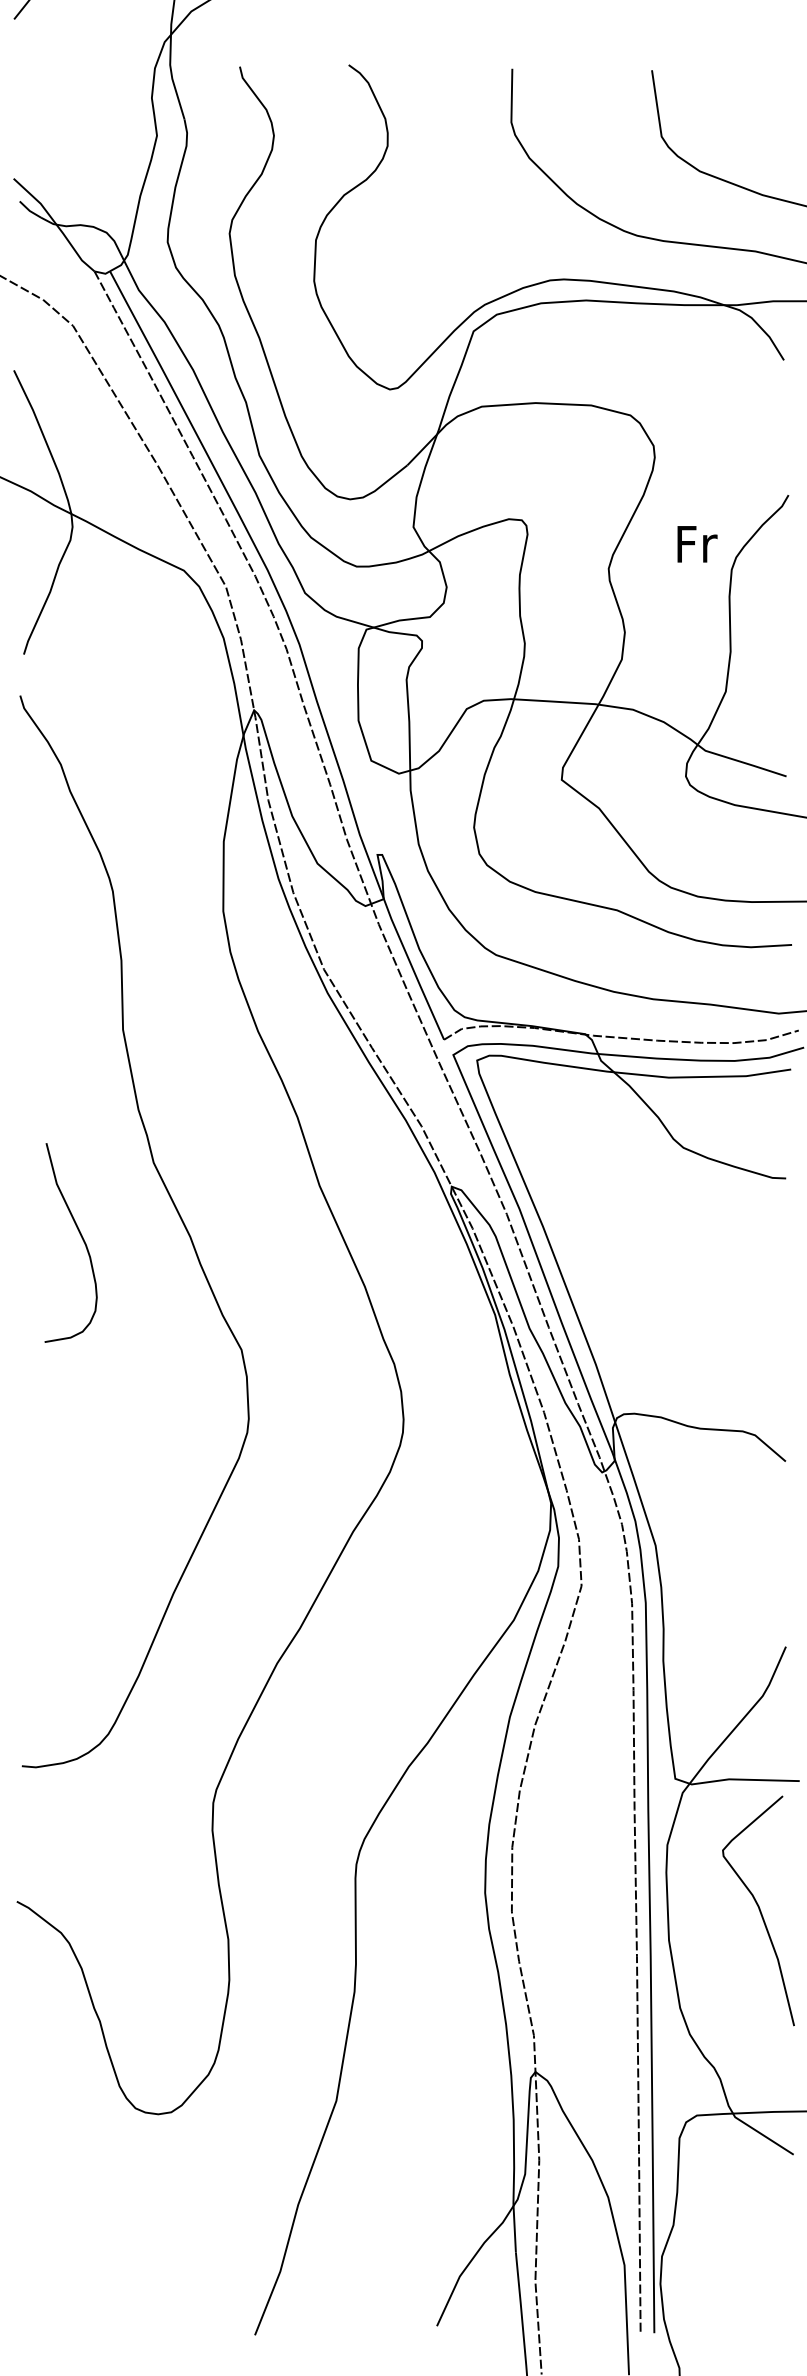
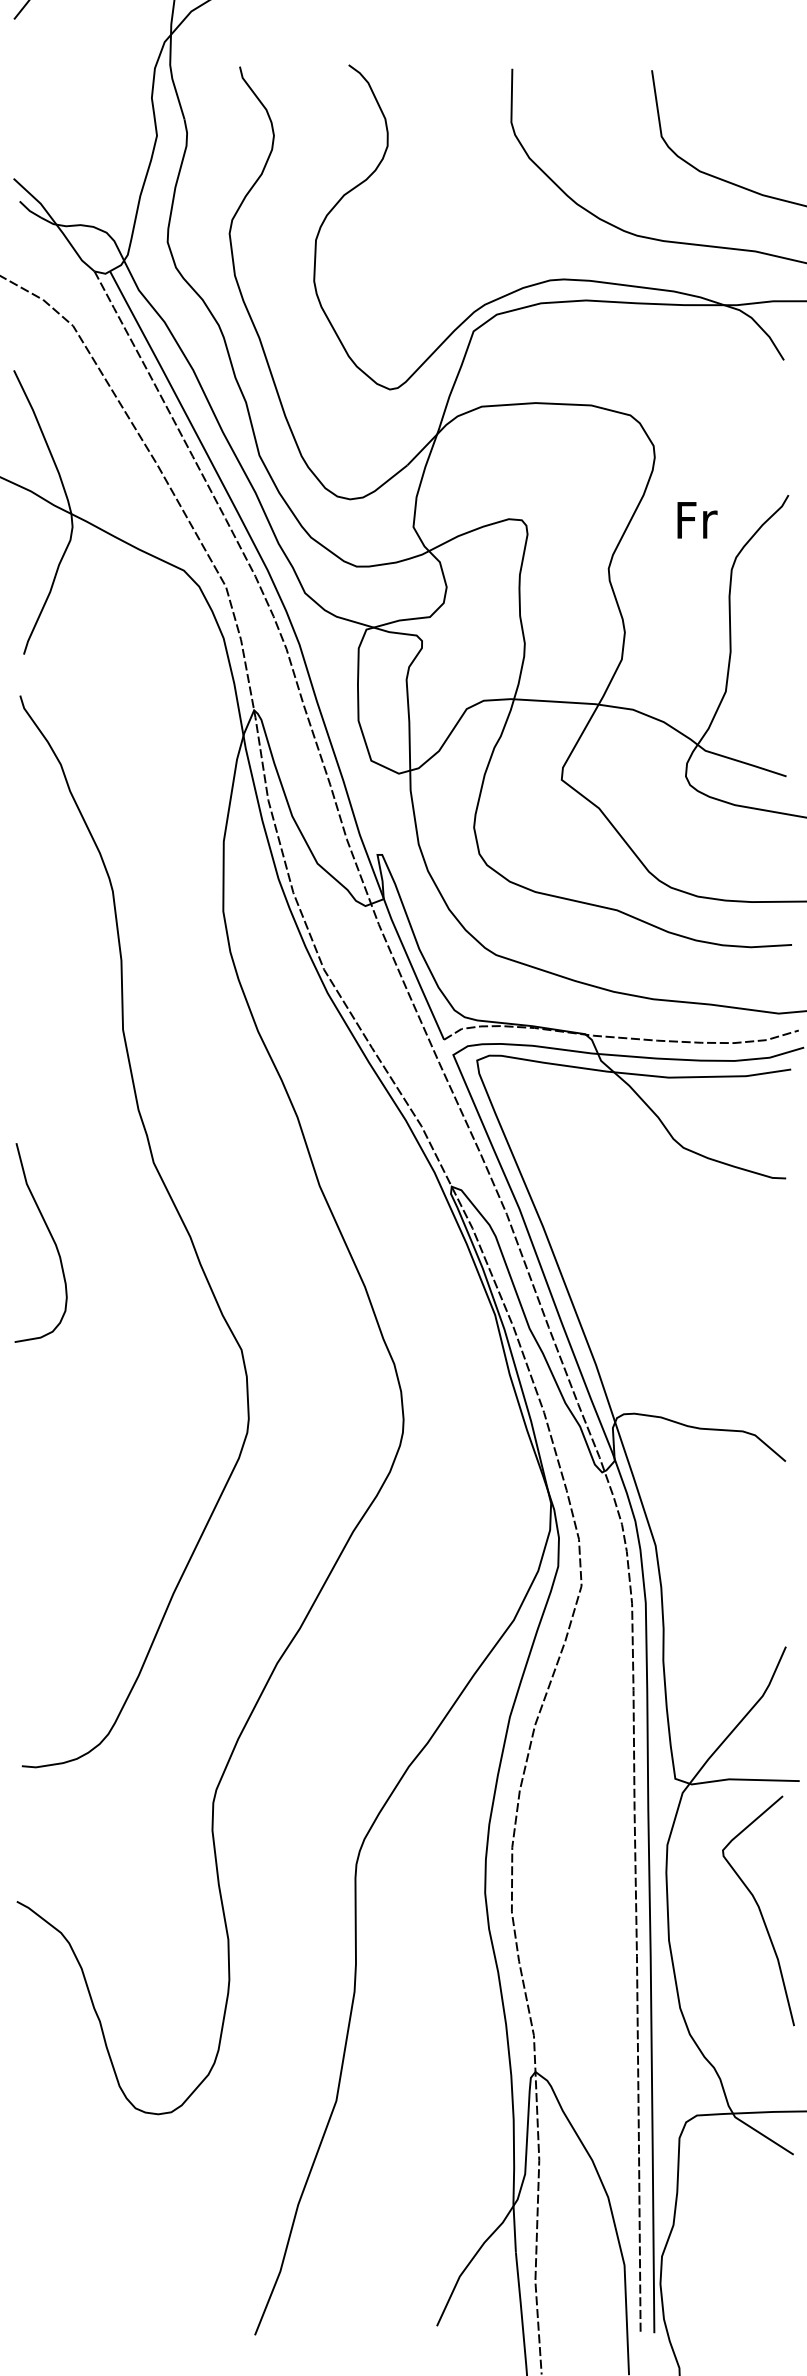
text position: (697, 544) -> (697, 520) (697, 520)
curve position: (80, 1236) -> (50, 1236) (50, 1236)
